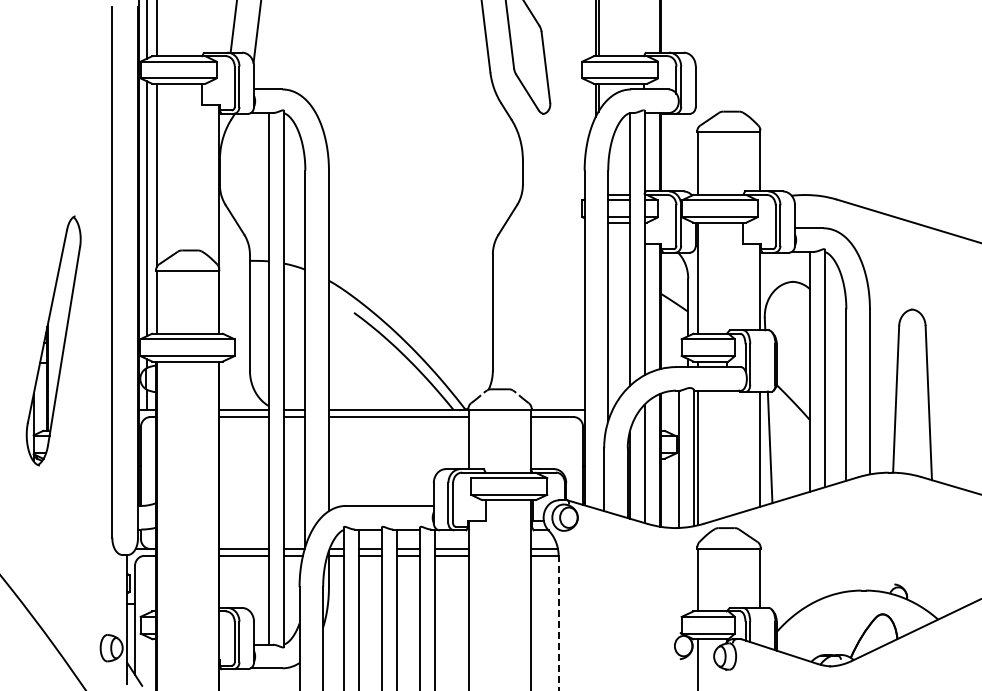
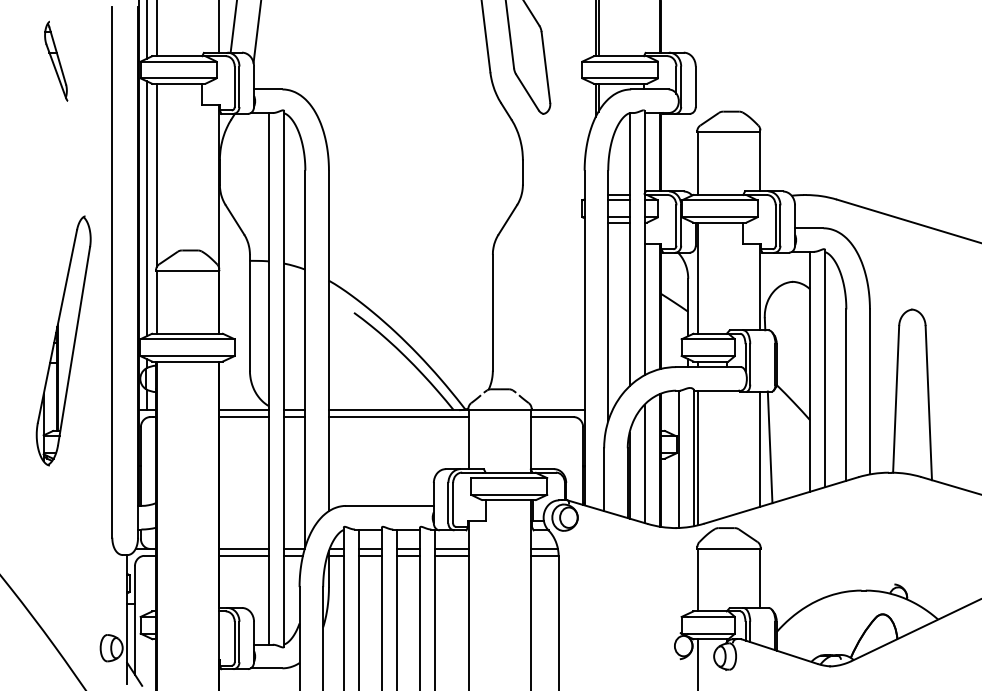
line: none -> present (218, 27)
part: none -> present (56, 60)
part position: (53, 340) -> (63, 340) (63, 340)
line: dashed -> solid (558, 623)
